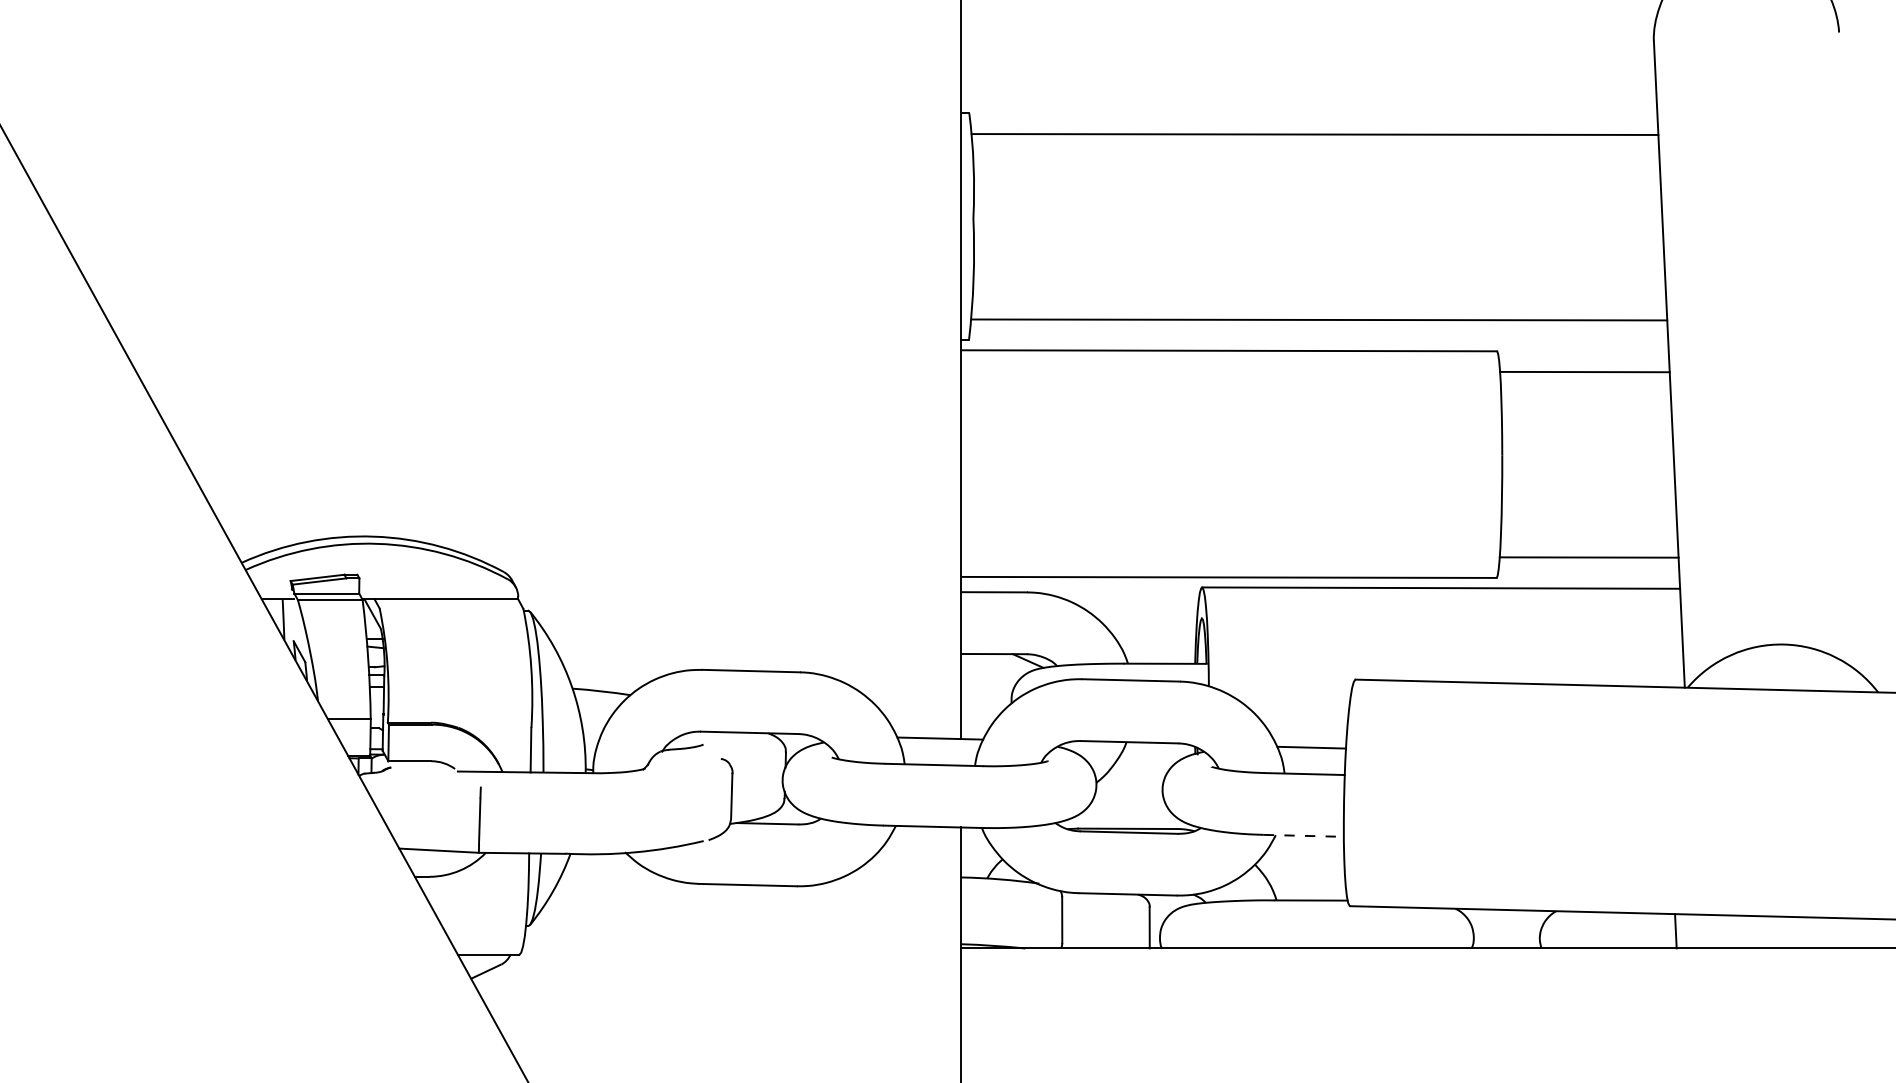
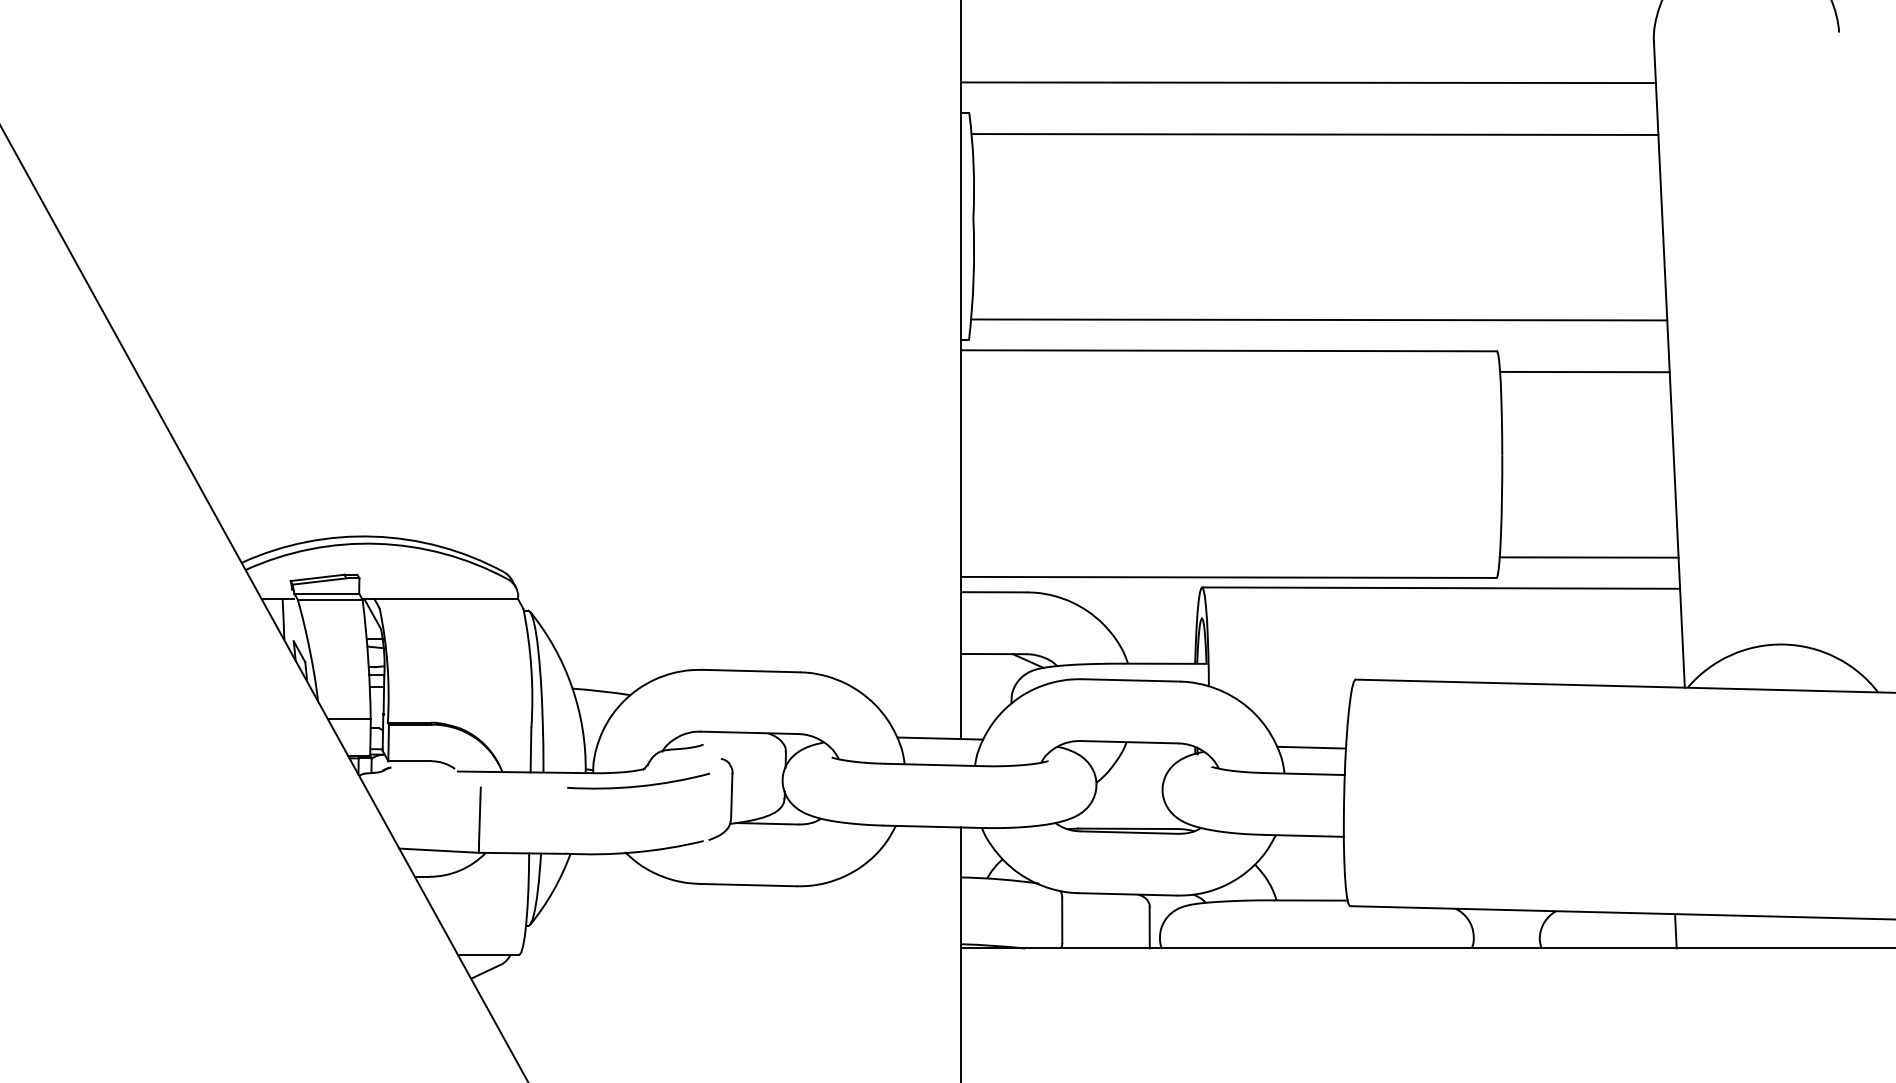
line: none -> present (1308, 82)
arc: none -> present (638, 785)
line: dashed -> solid (1304, 835)
